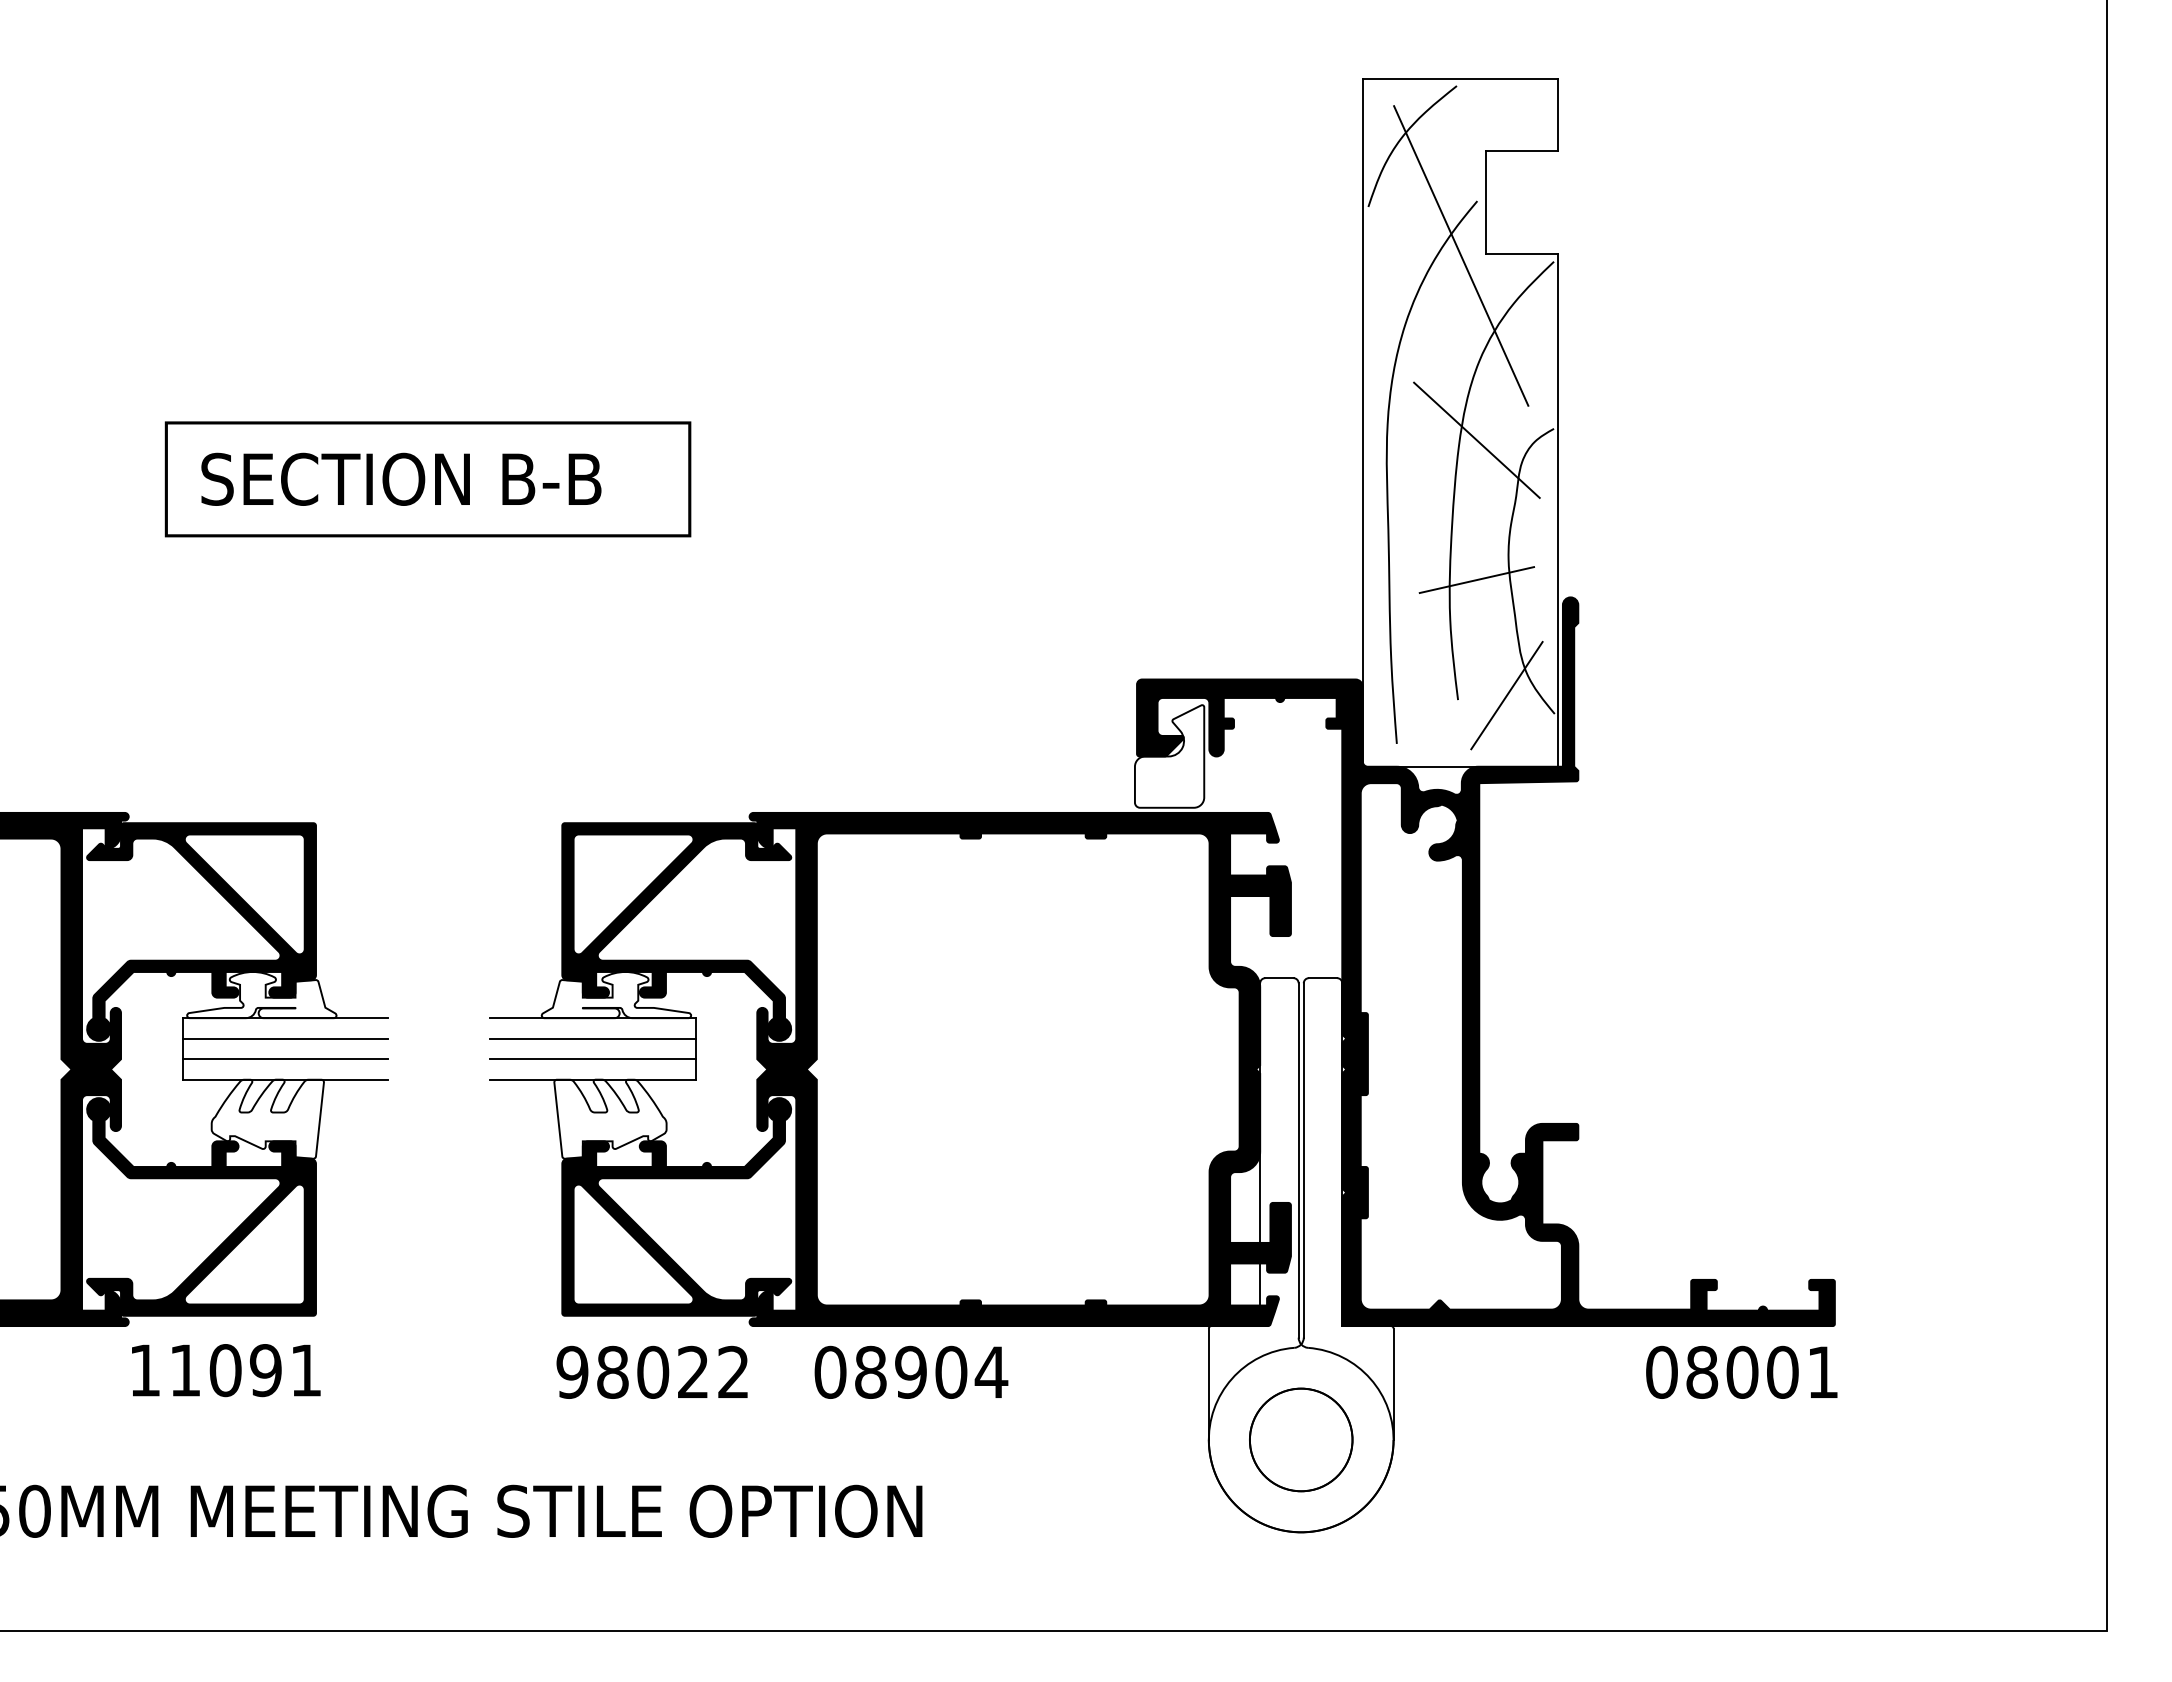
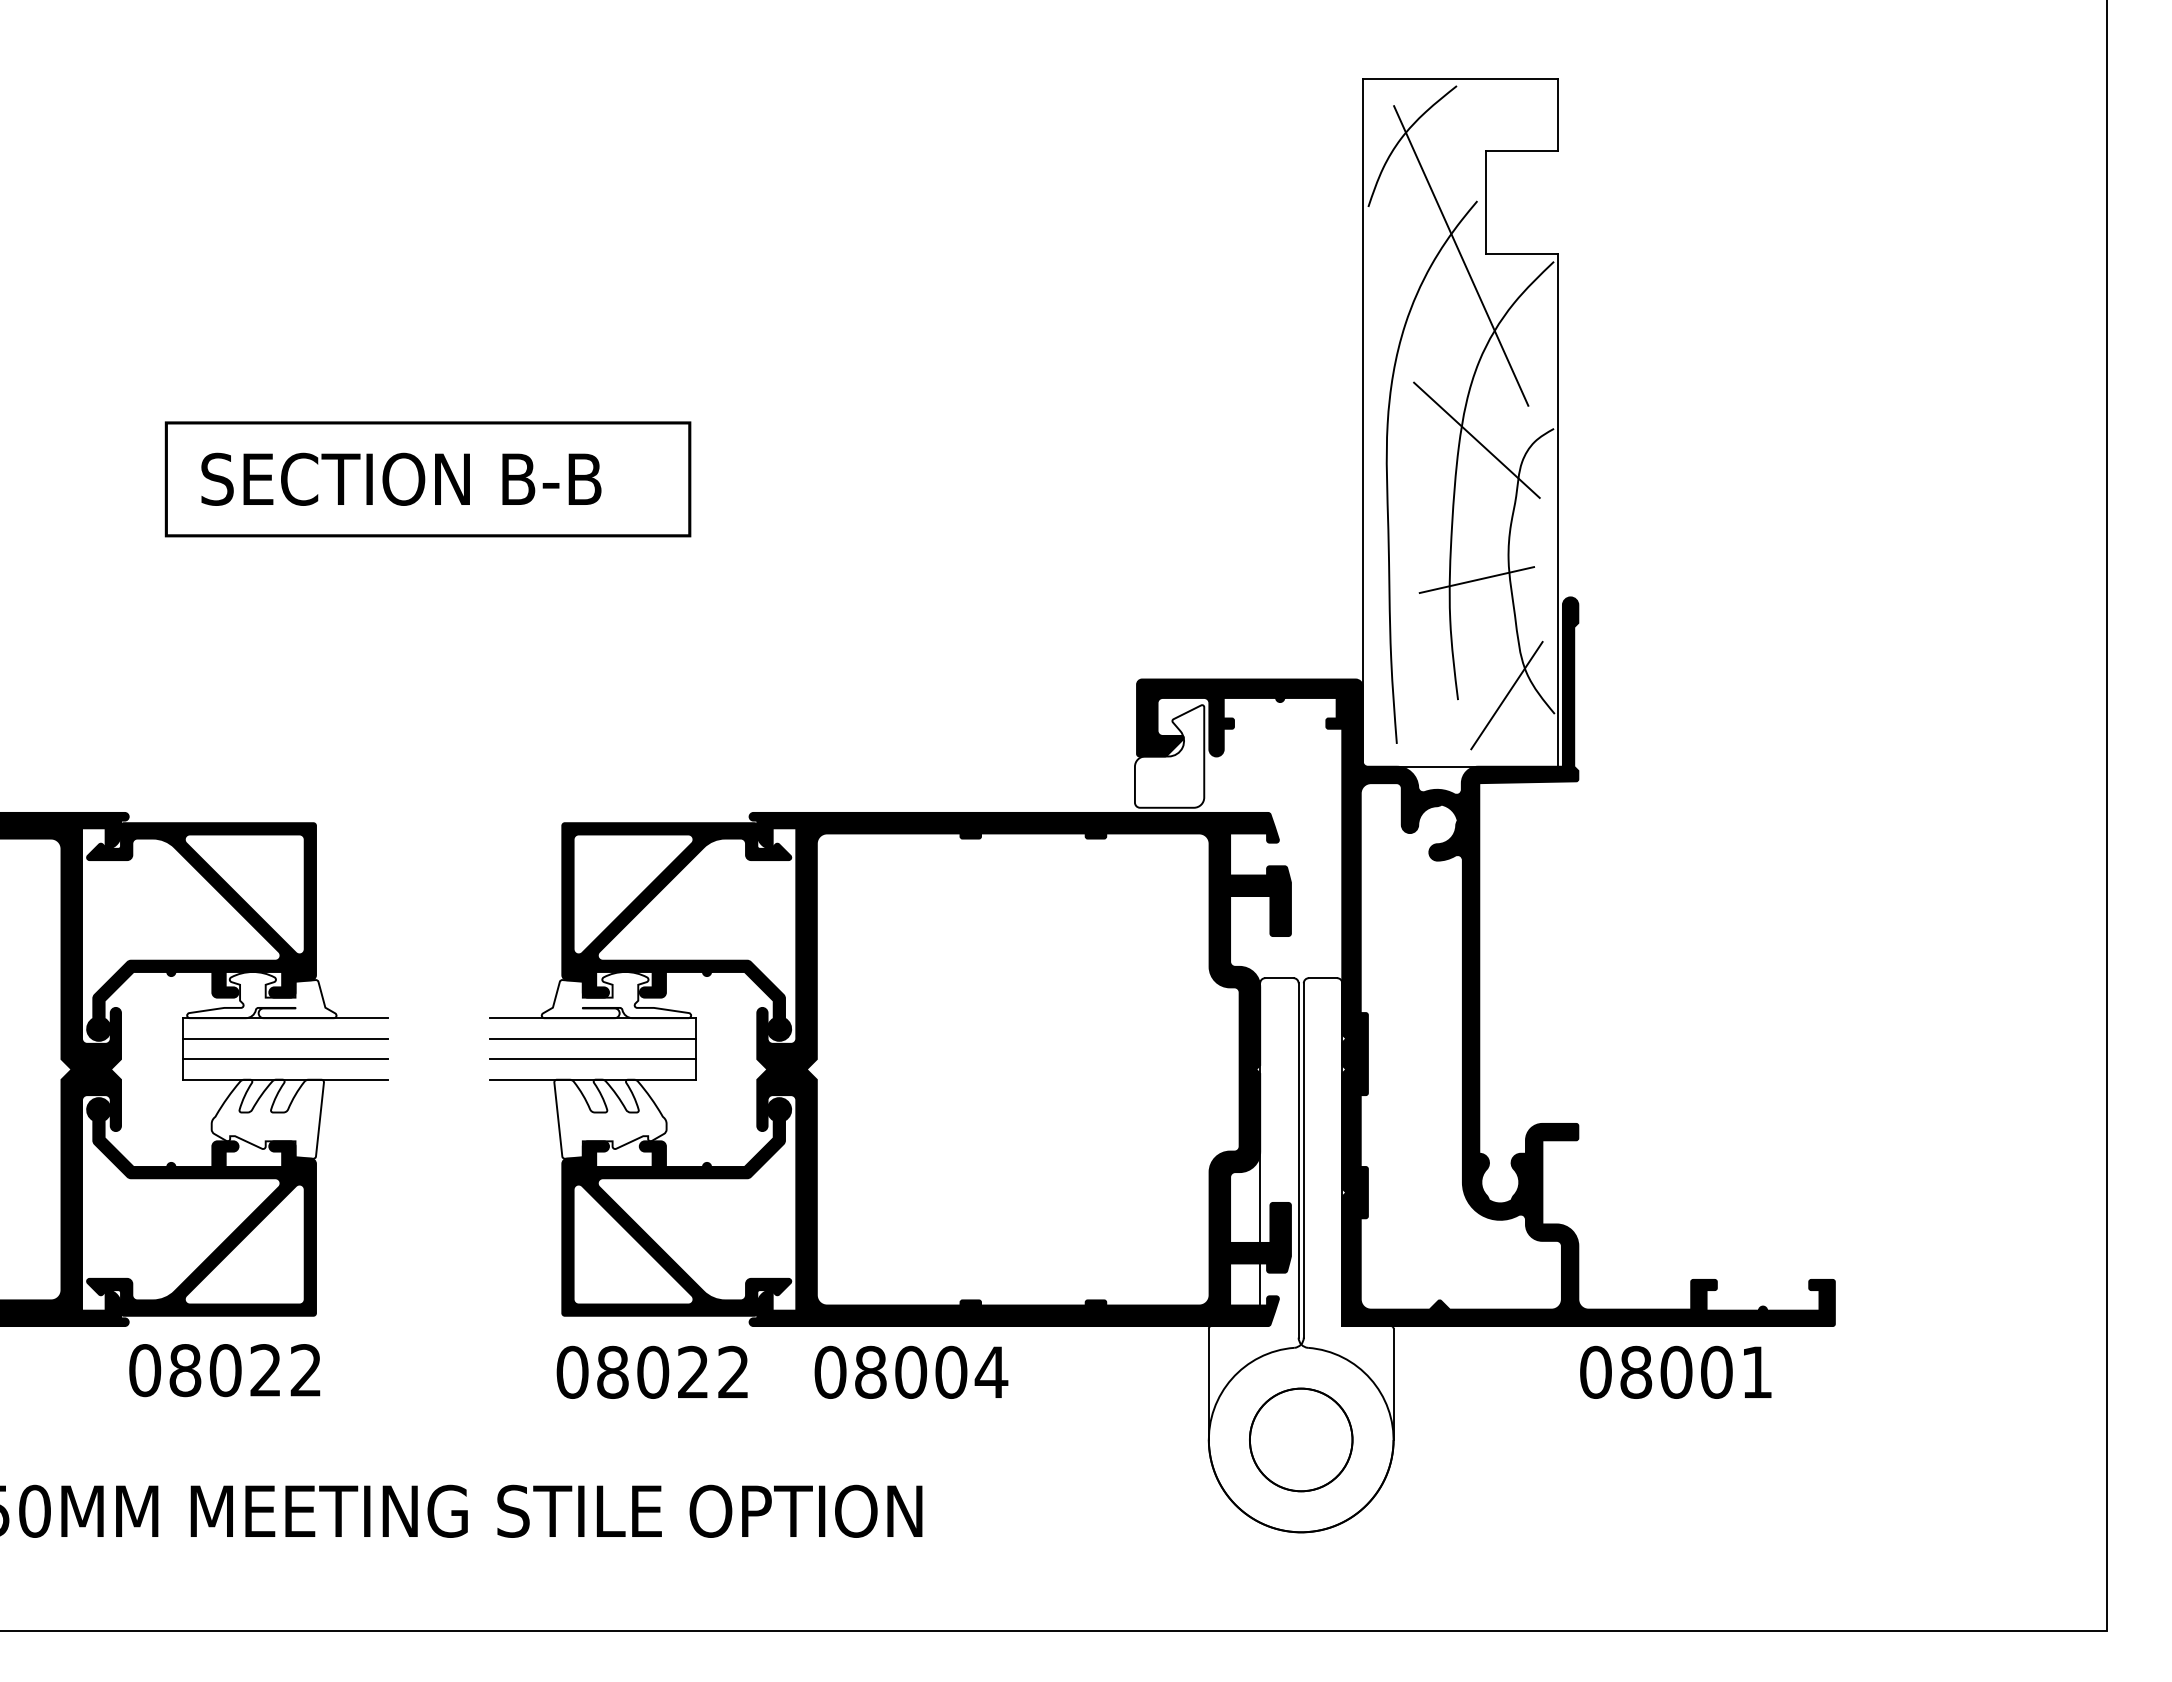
text: 11091 -> 08022 (224, 1370)
text position: (1741, 1371) -> (1675, 1371) (1675, 1371)
text: 98022 -> 08022 (572, 1372)
text: 08904 -> 08004 (911, 1372)
